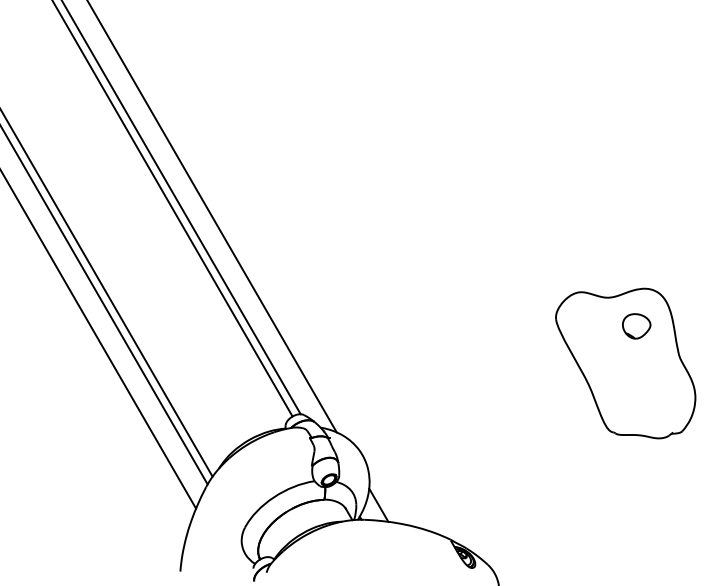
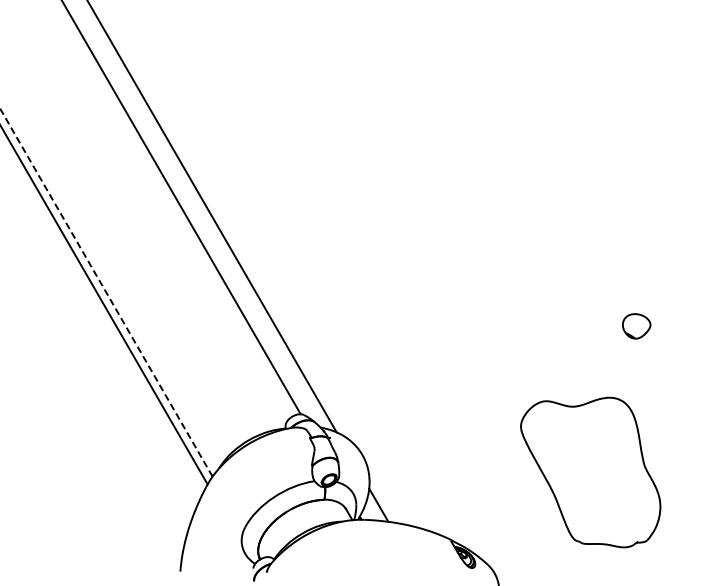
line: present -> none (172, 209)
line: solid -> dashed (106, 292)
line: present -> none (99, 340)
part position: (625, 363) -> (590, 472) (590, 472)
